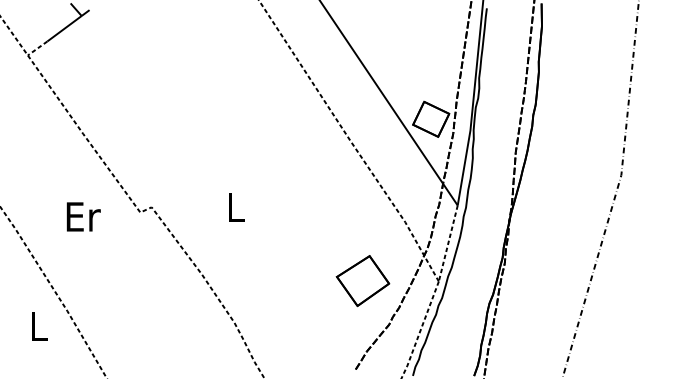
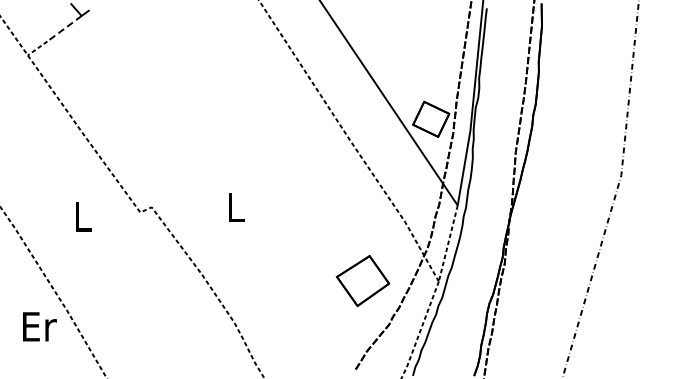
line: solid -> dashed (64, 29)
text: Er -> L (83, 216)
text: L -> Er (39, 326)
